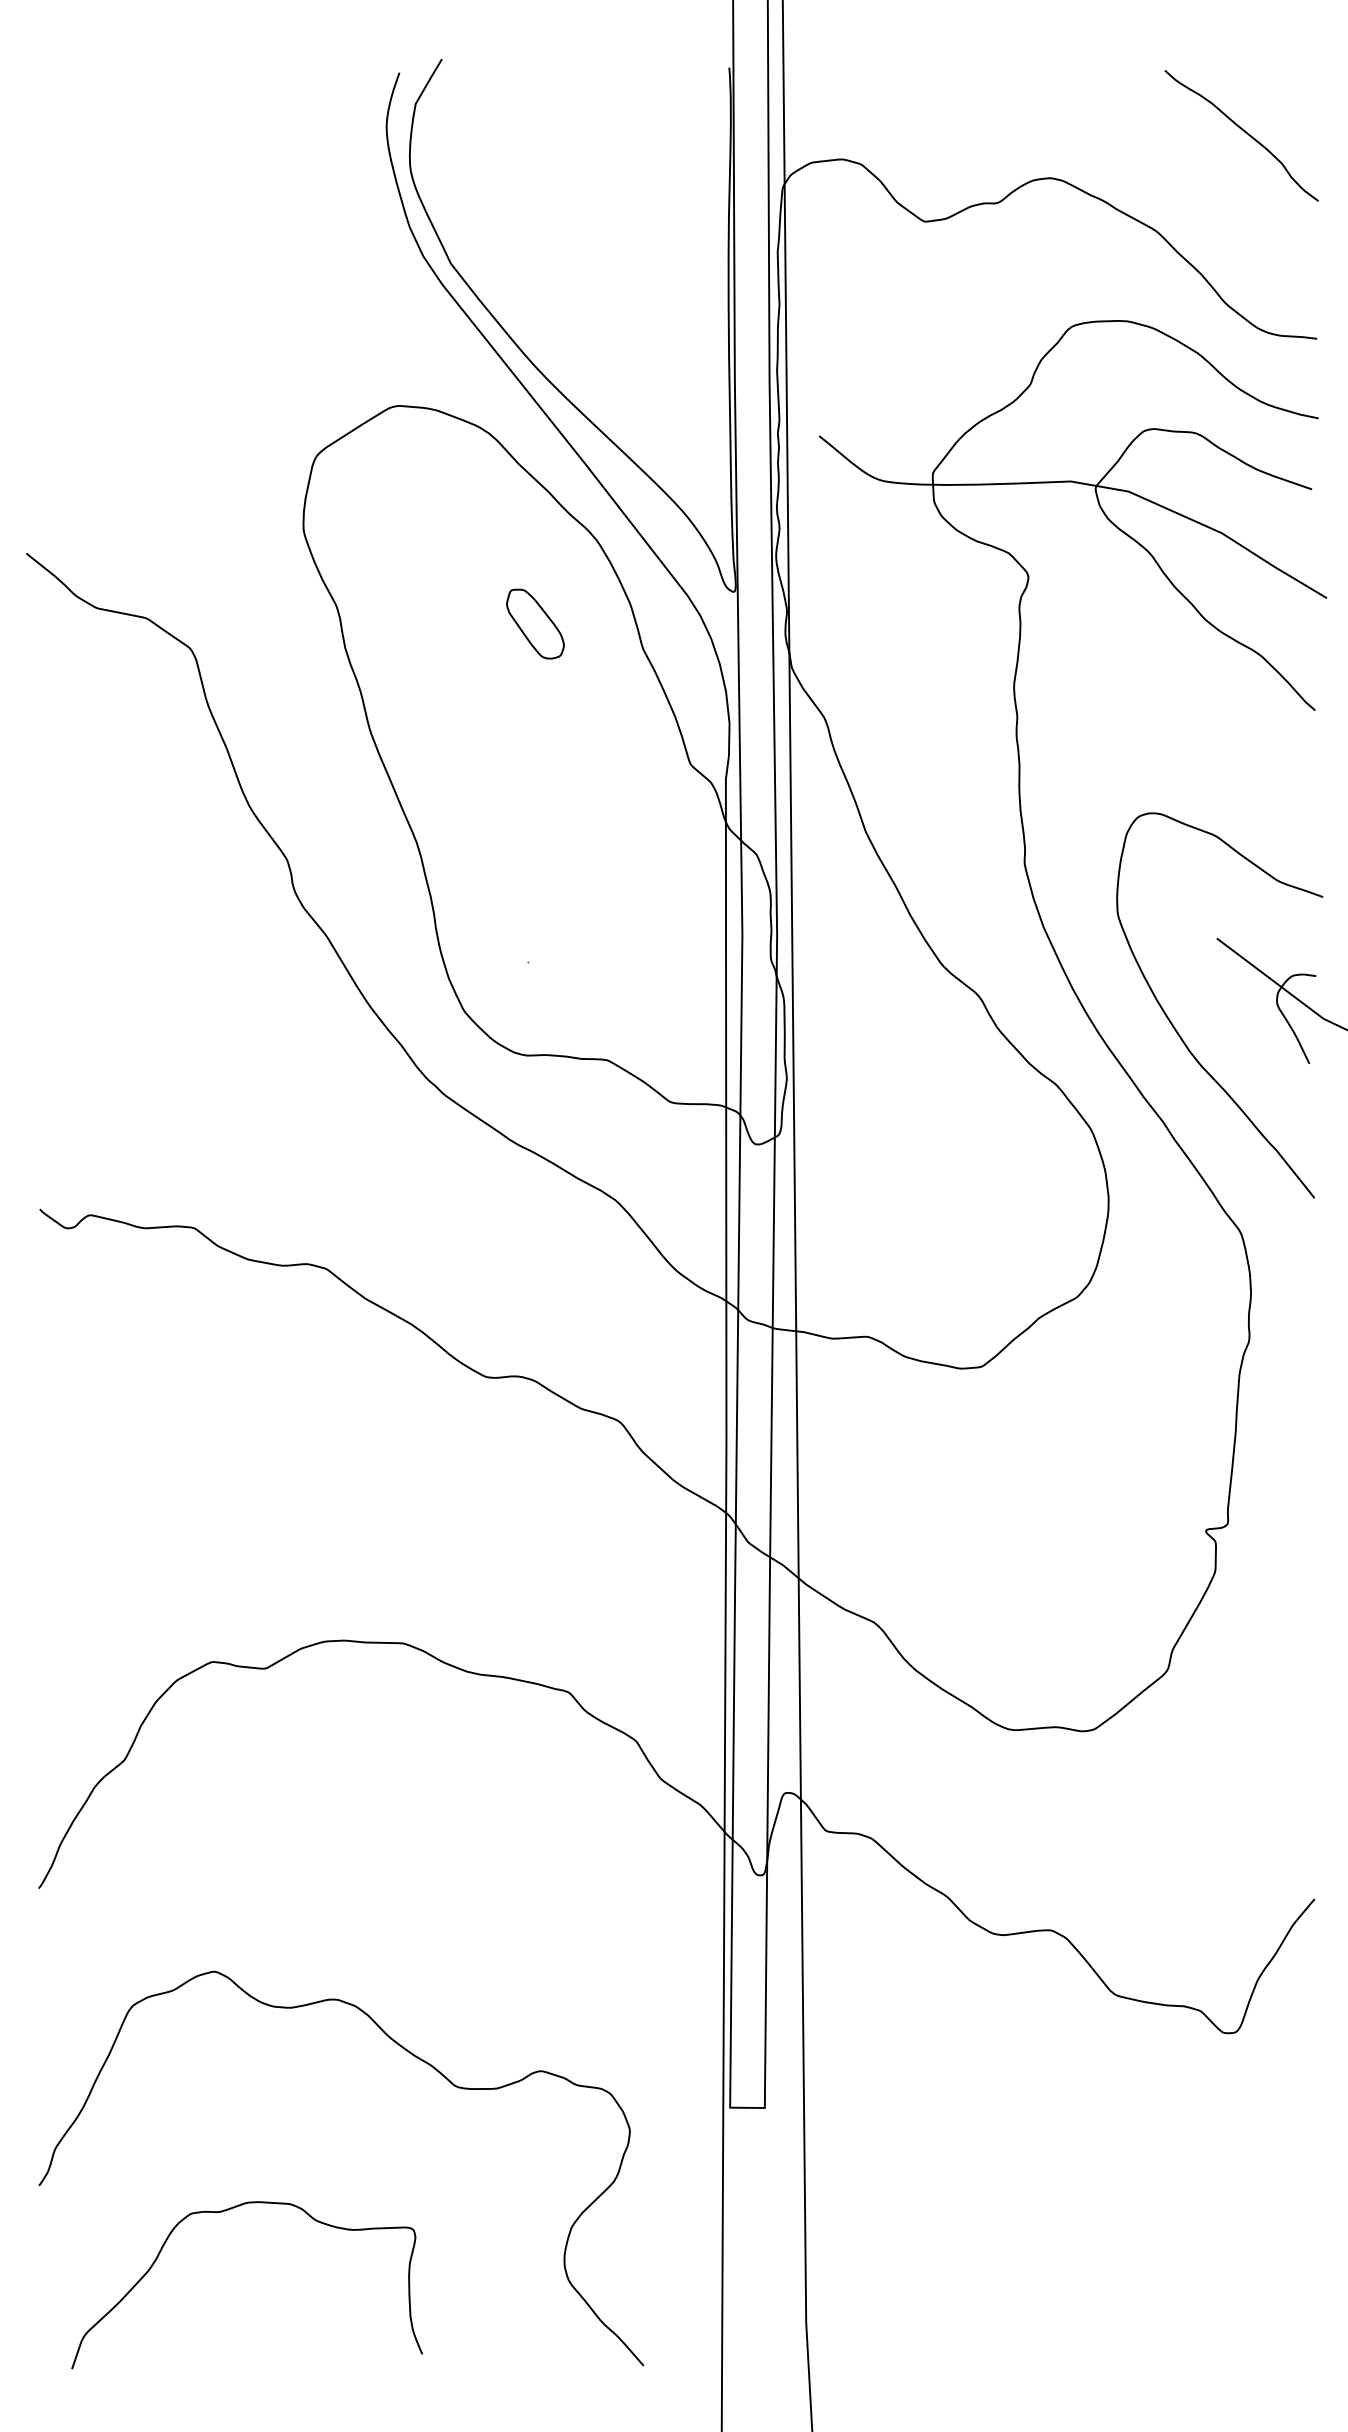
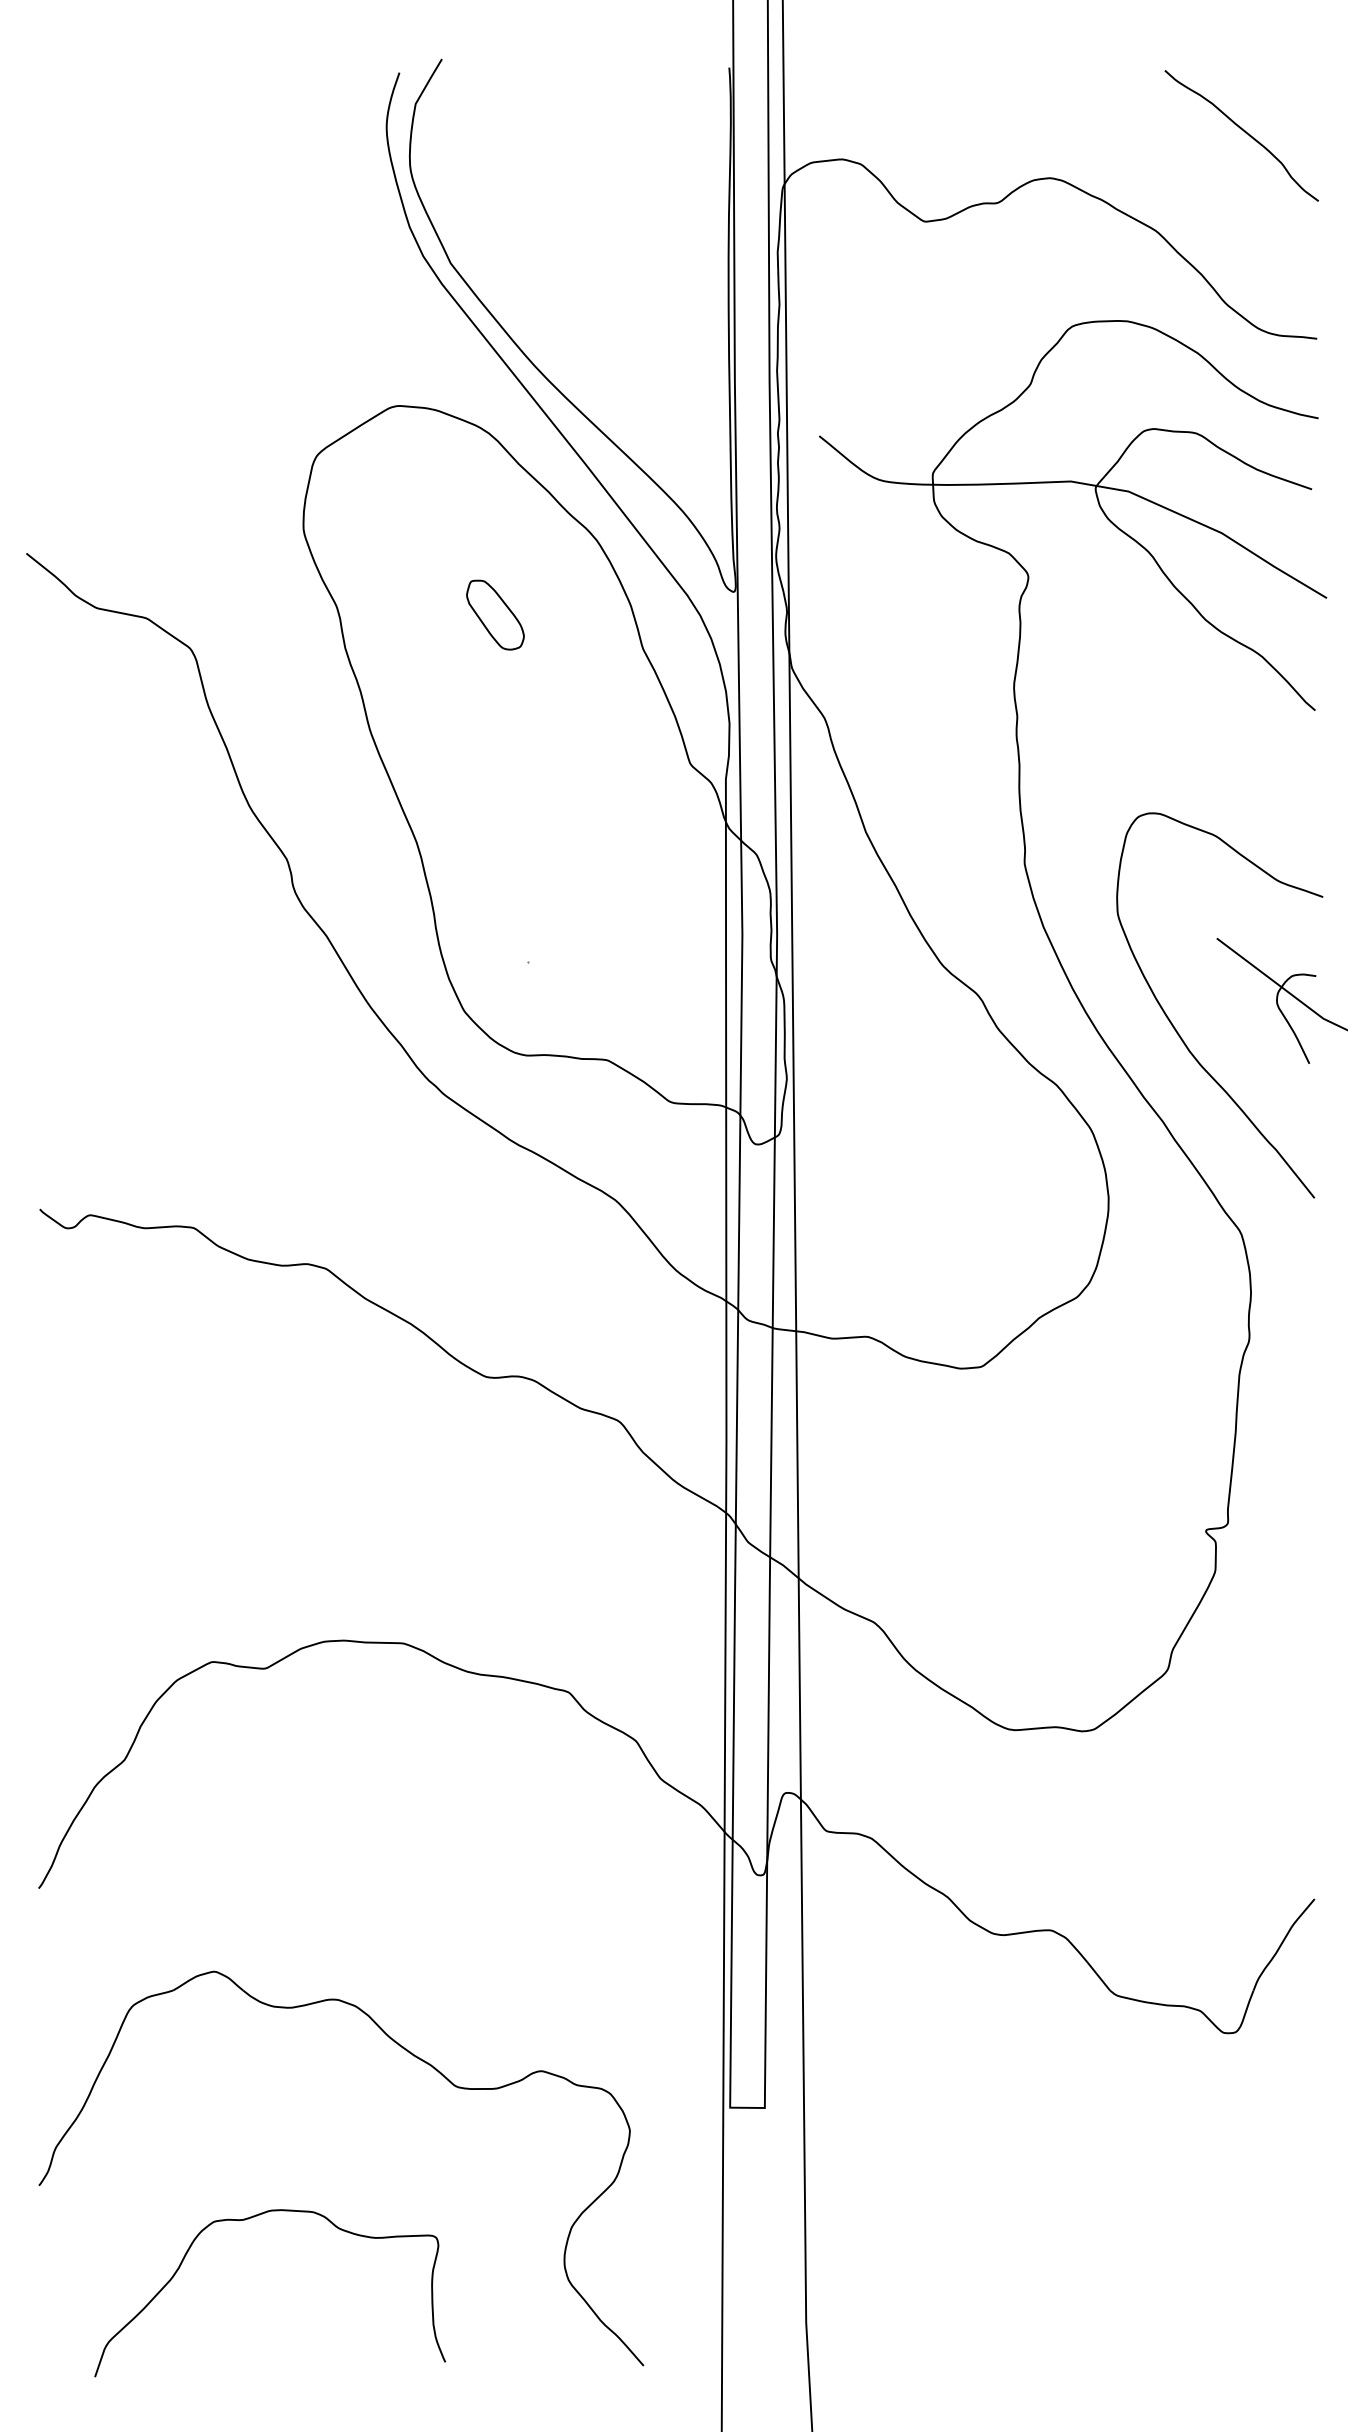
part position: (535, 623) -> (495, 614) (495, 614)
curve position: (222, 2212) -> (245, 2220) (245, 2220)
